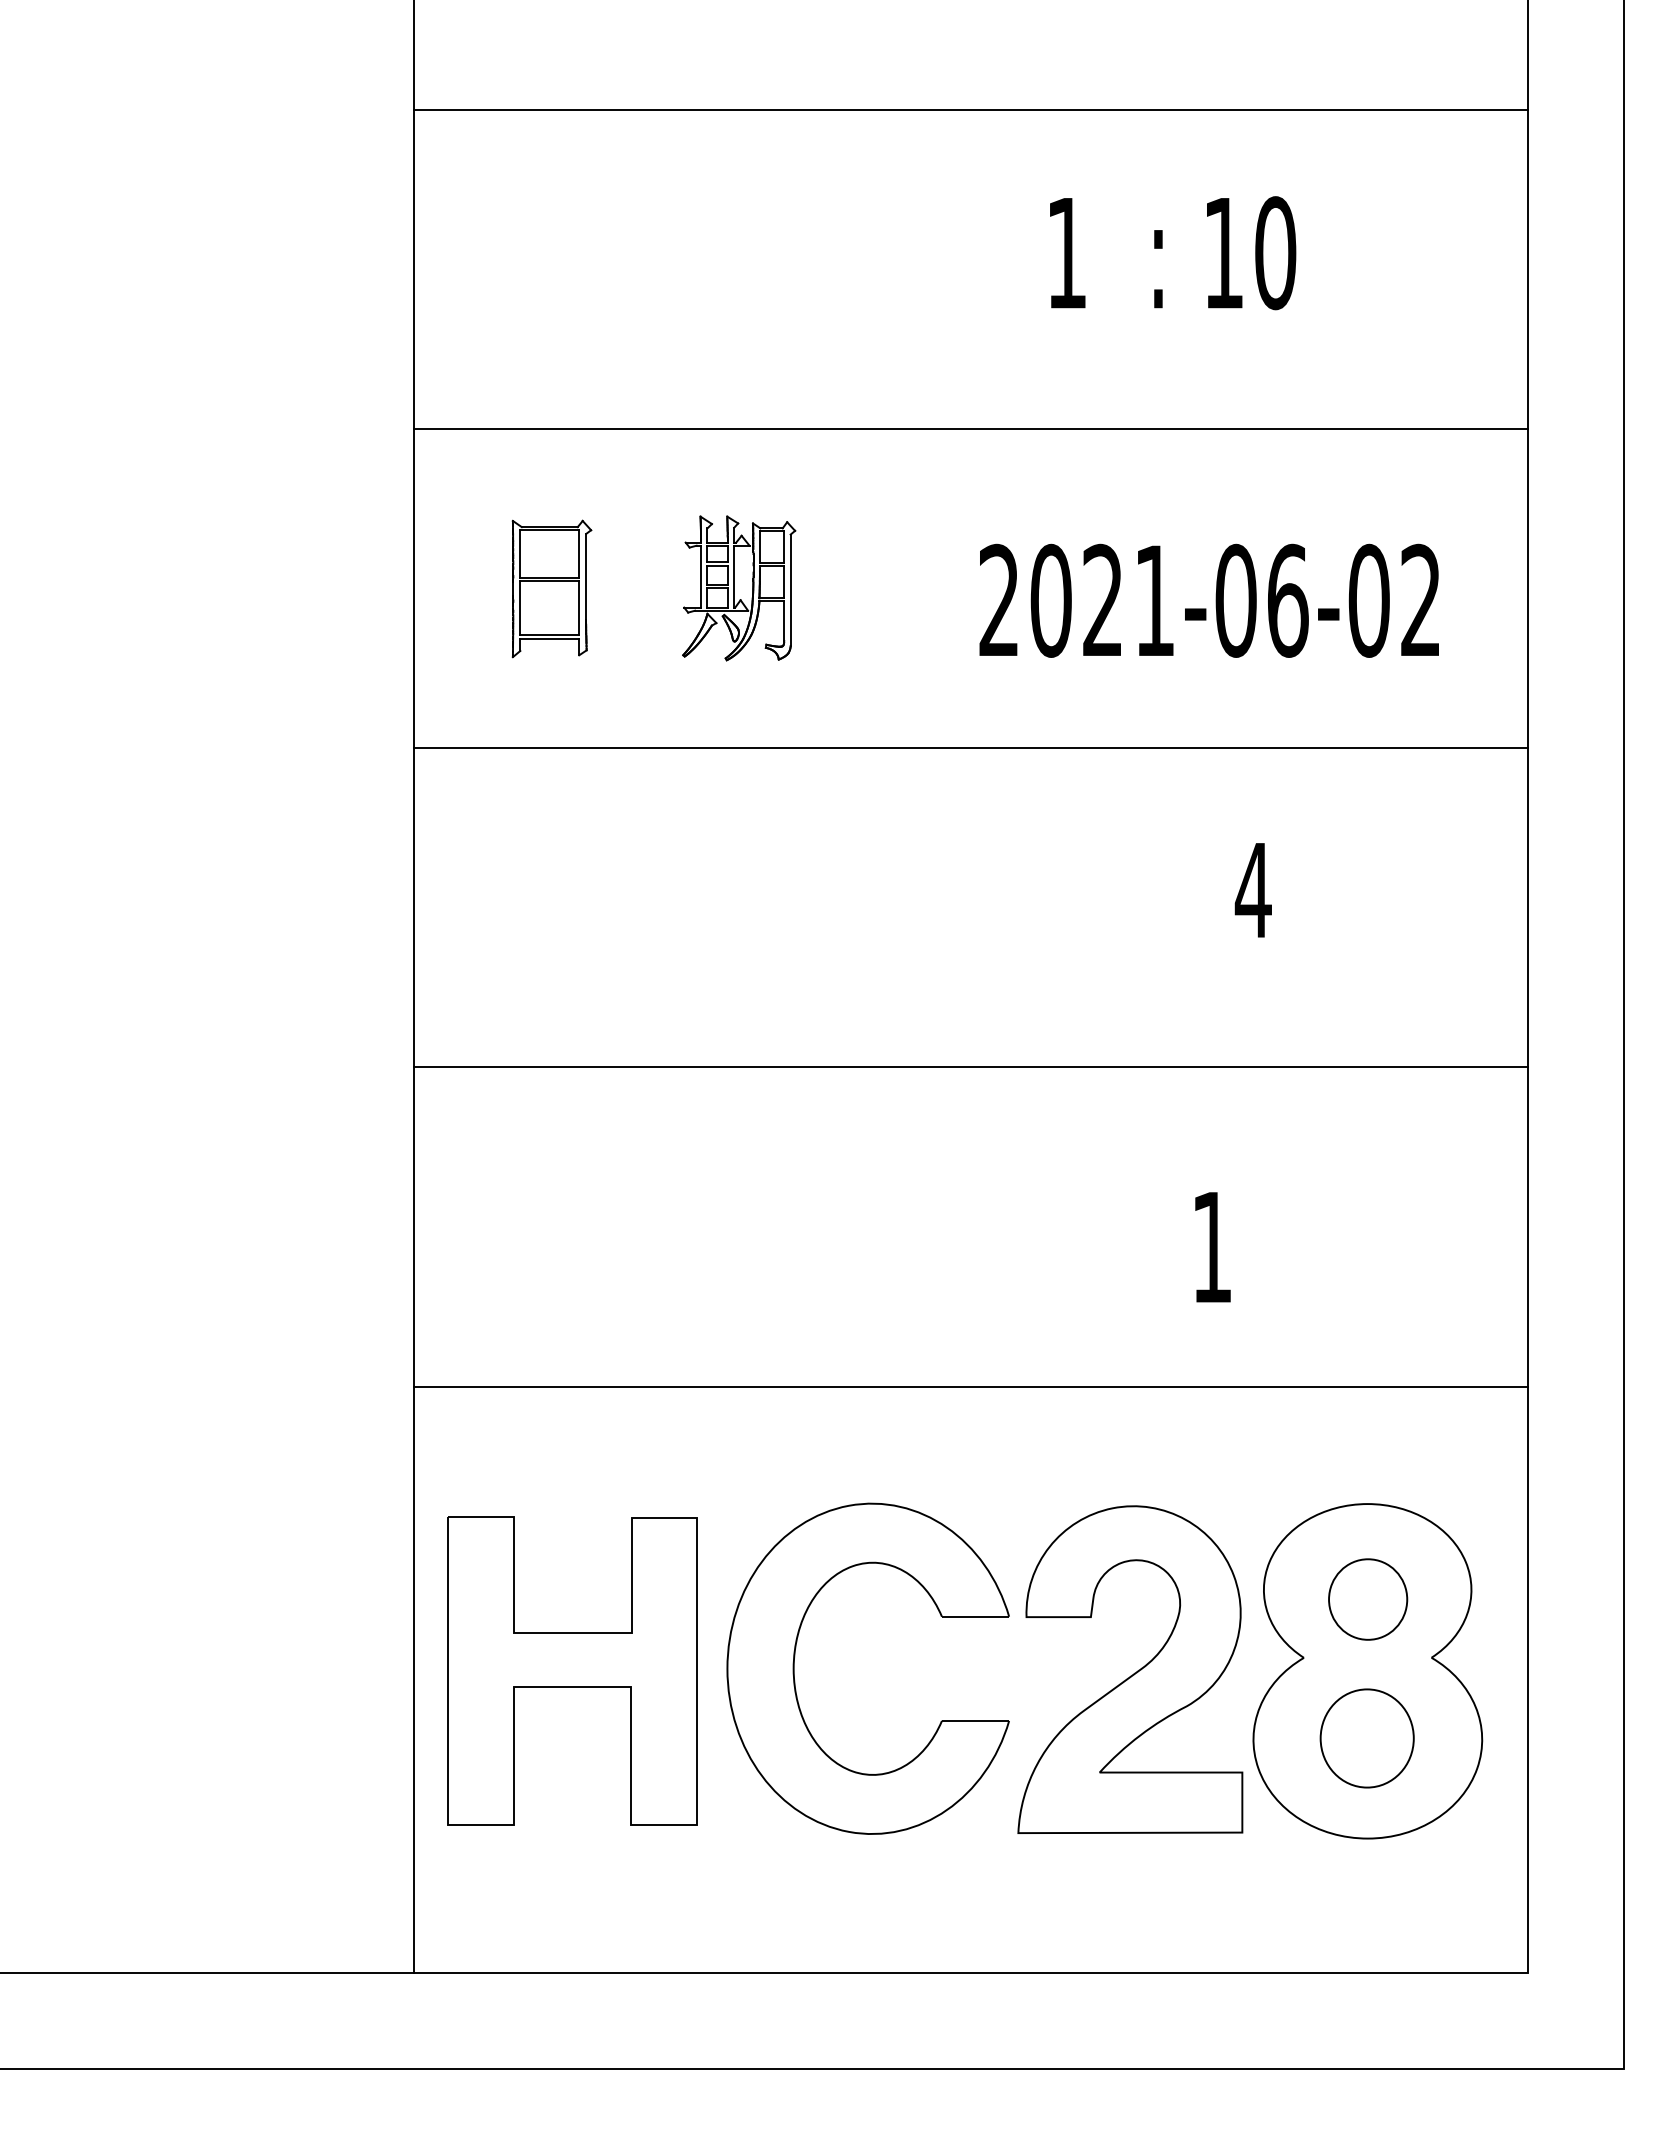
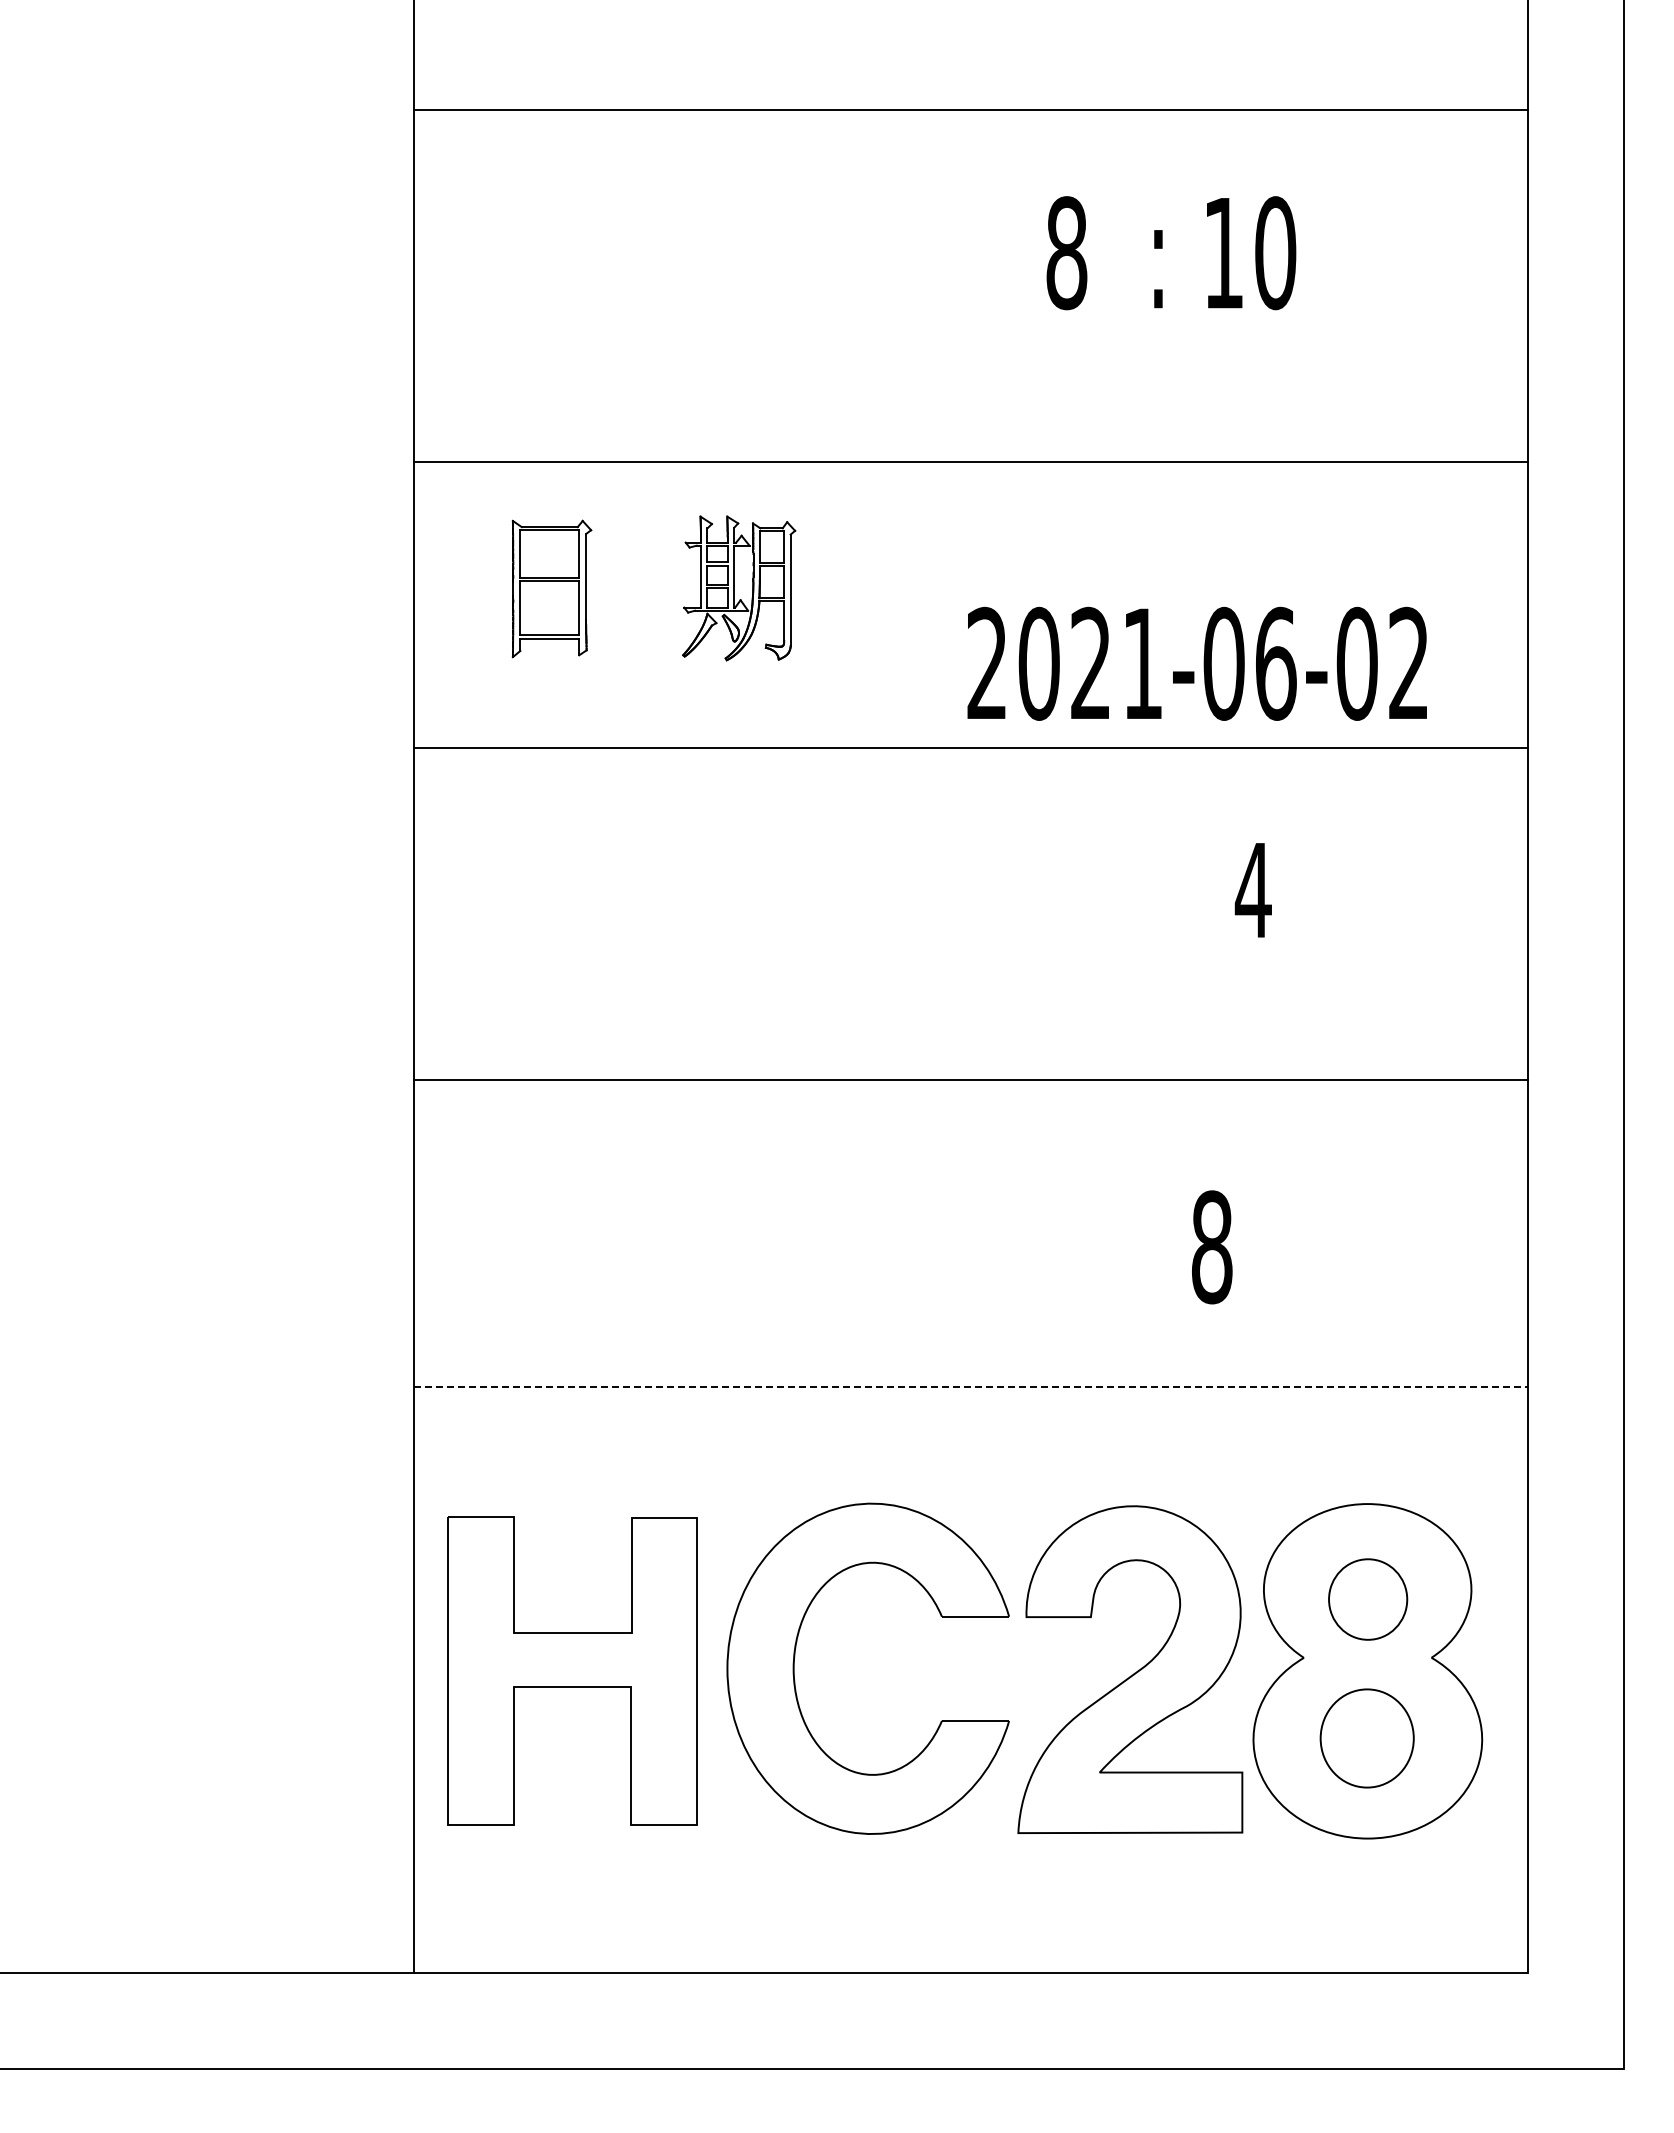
text: 1 -> 8 (1066, 253)
line position: (970, 428) -> (970, 461) (970, 461)
text position: (1208, 600) -> (1196, 663) (1196, 663)
line position: (970, 1067) -> (970, 1080) (970, 1080)
text: 1 -> 8 (1212, 1247)
line: solid -> dashed (971, 1386)
